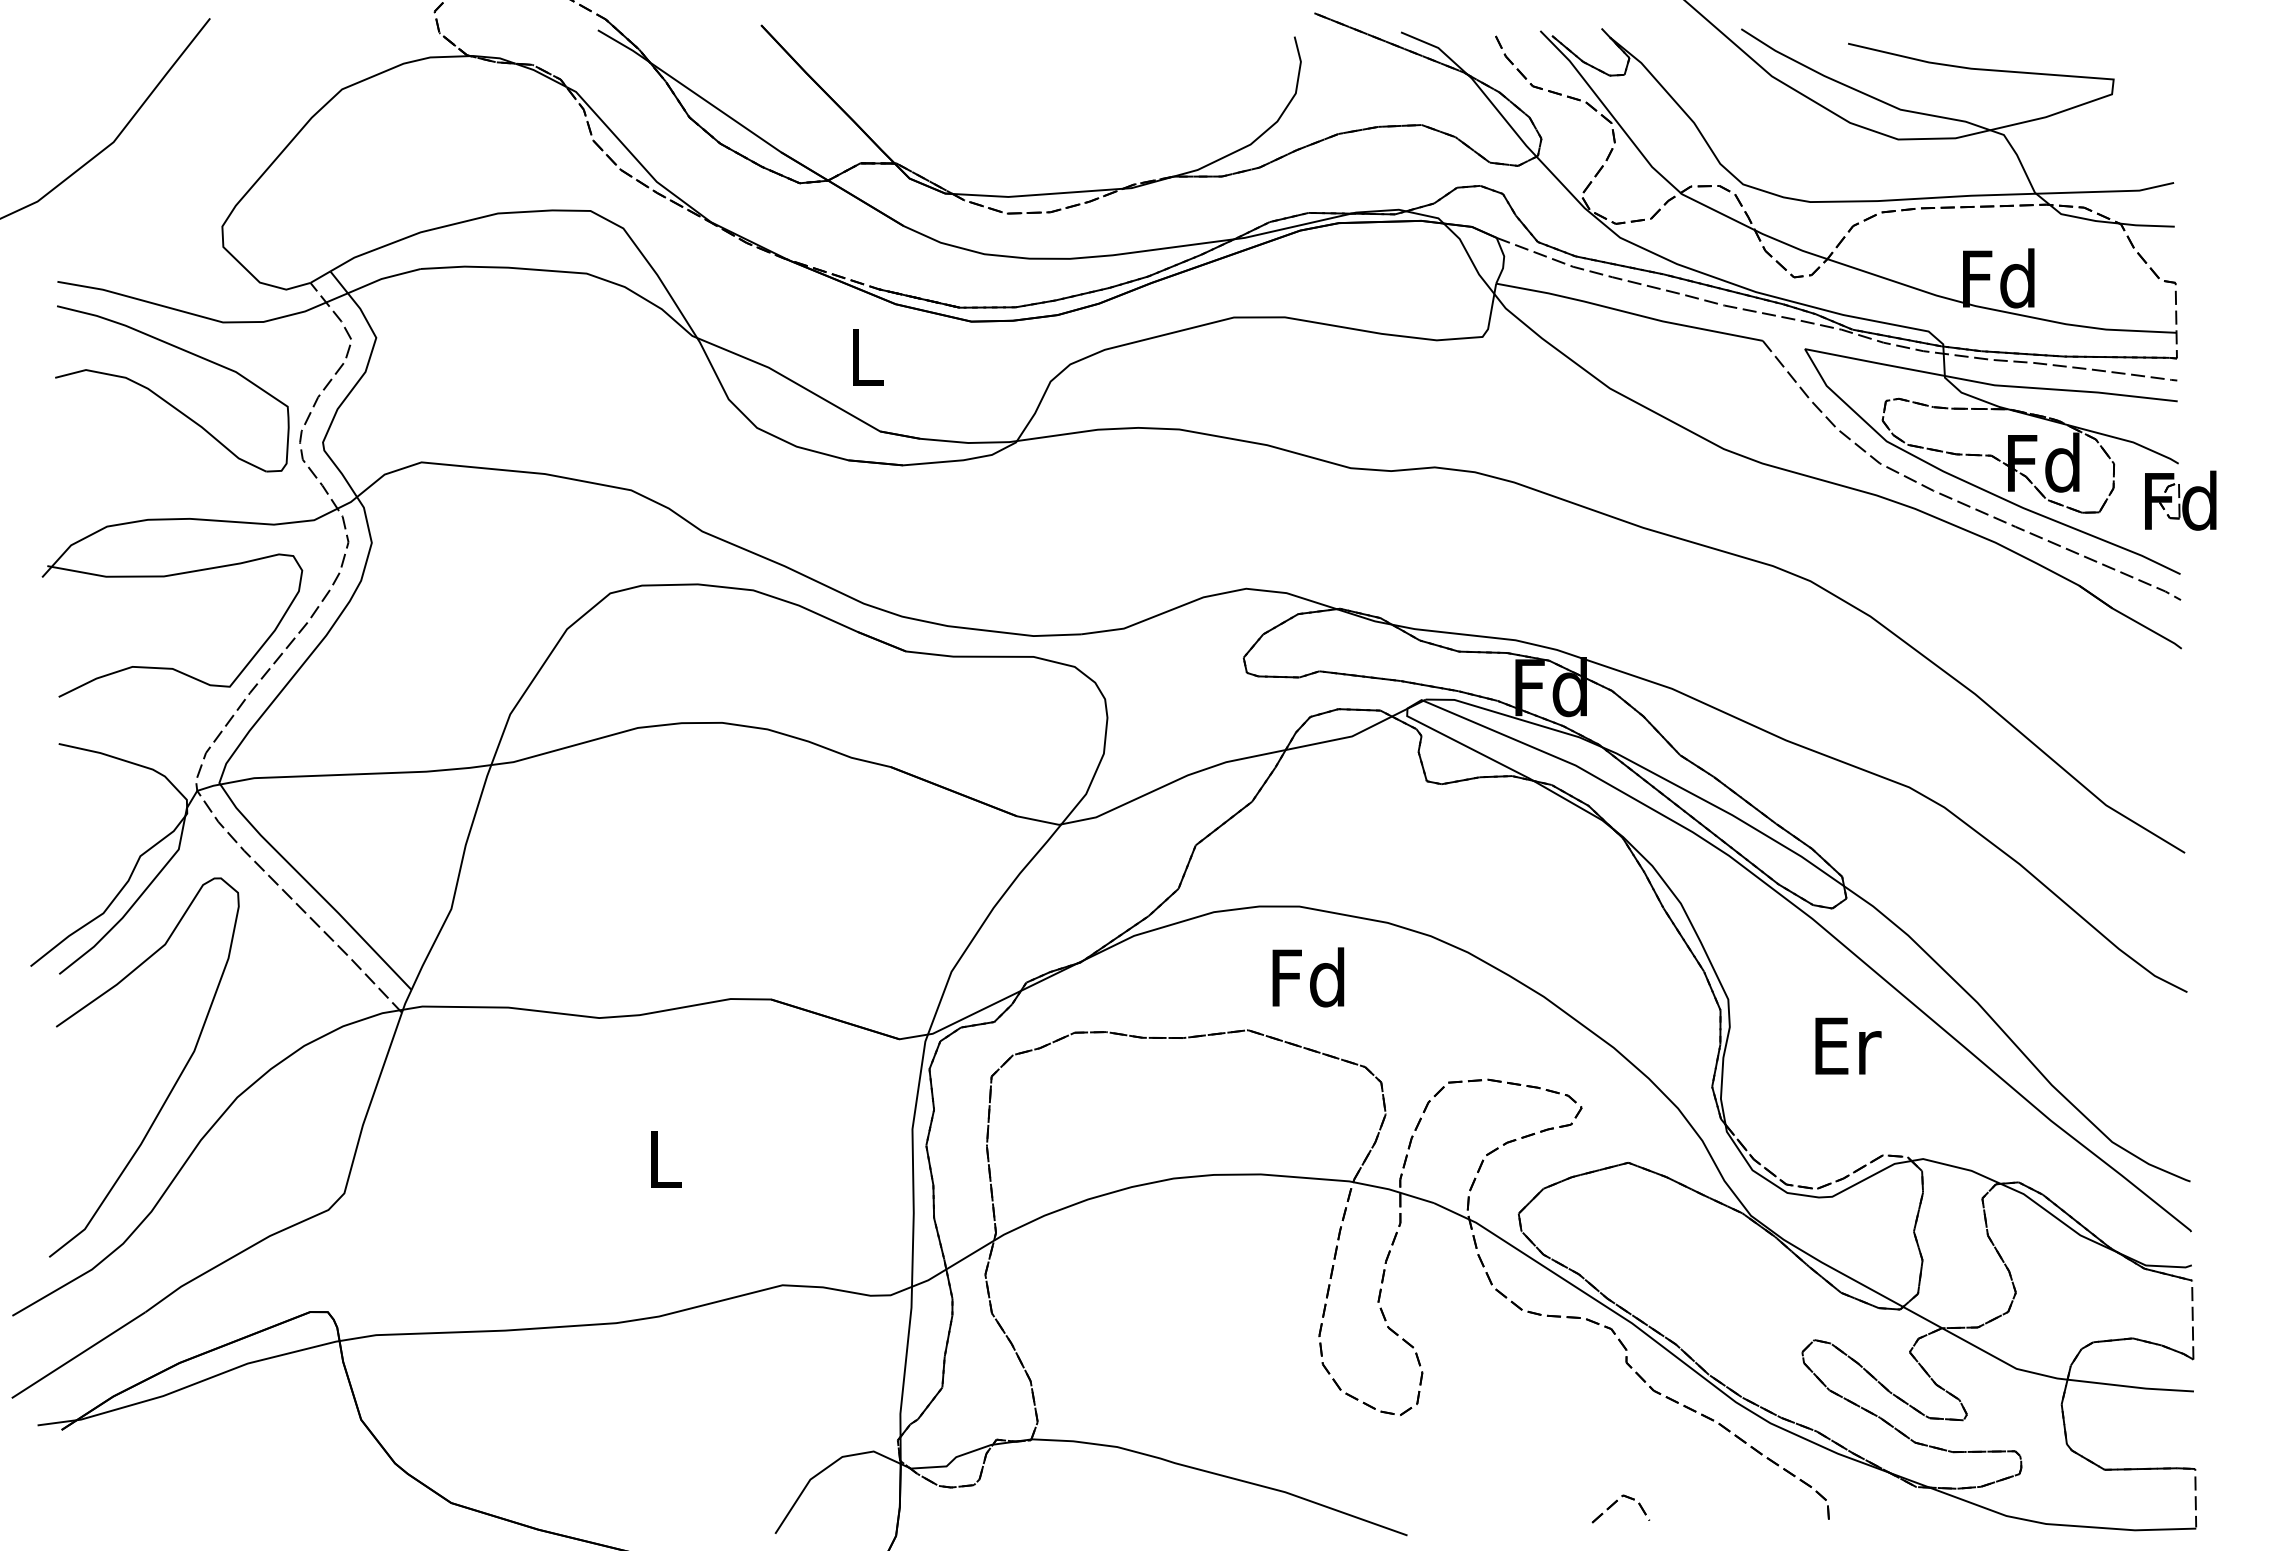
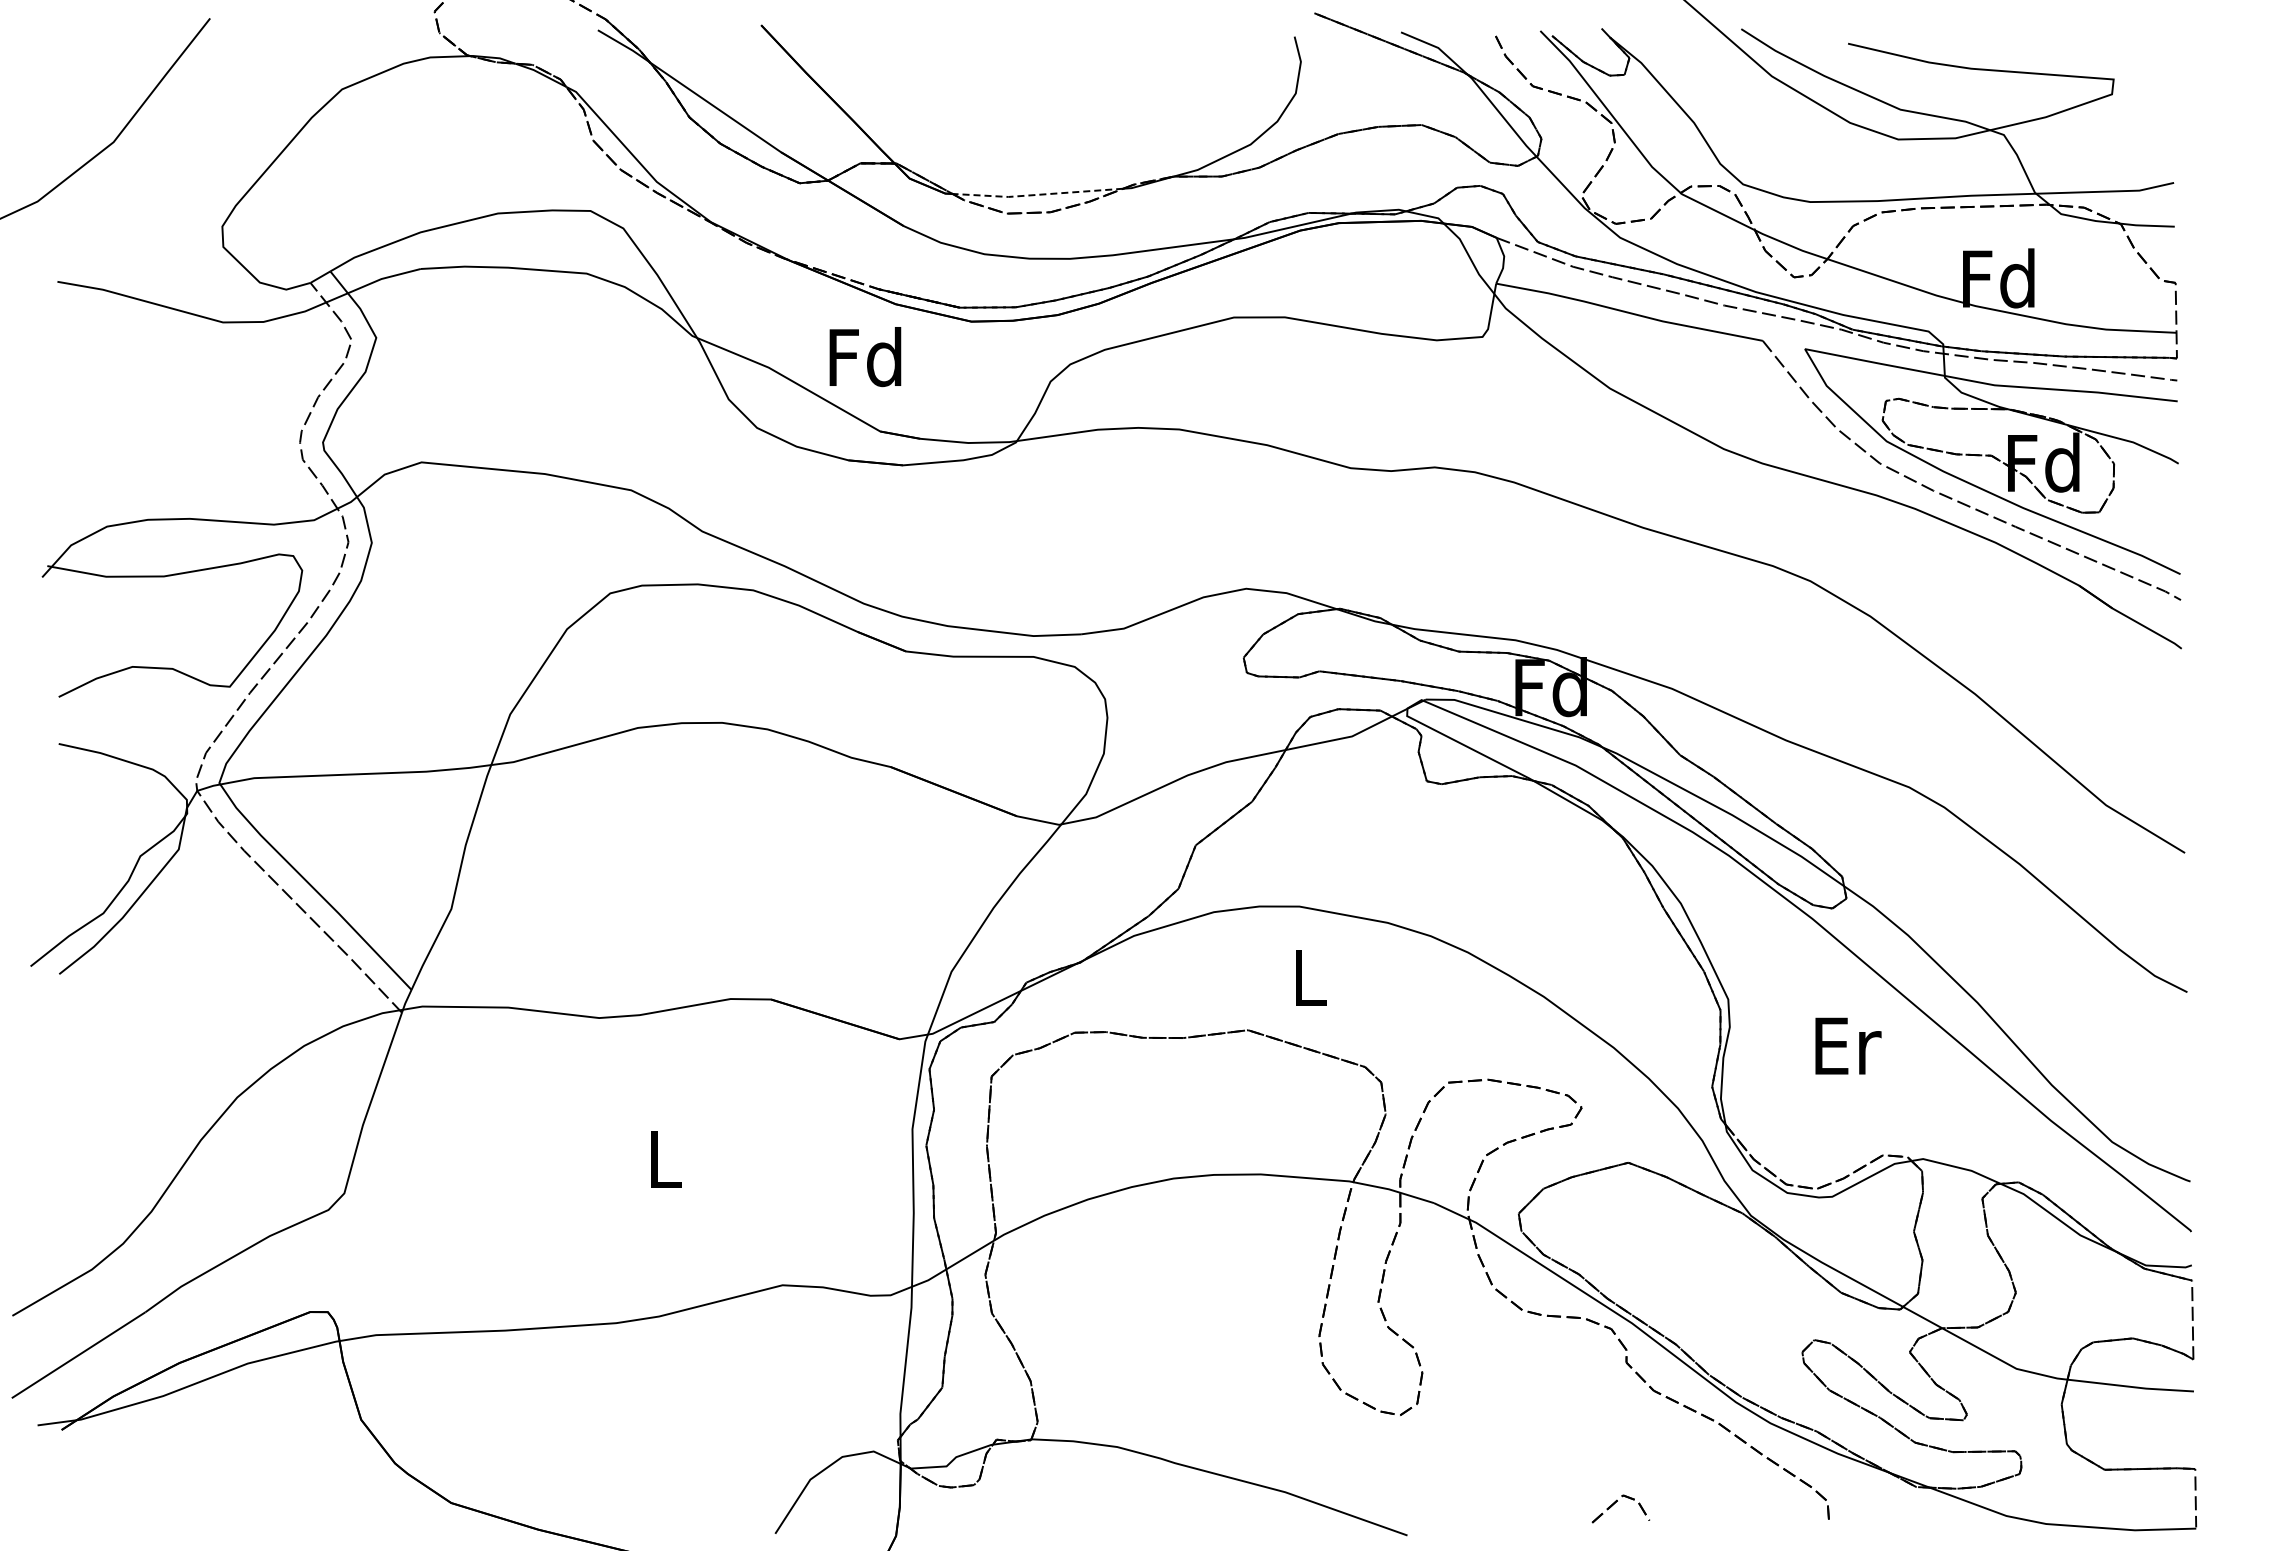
line: solid -> dashed (1037, 194)
text: L -> Fd (865, 357)
part: present -> none (166, 400)
part: present -> none (2180, 500)
text: Fd -> L (1308, 977)
curve: present -> none (174, 1083)
